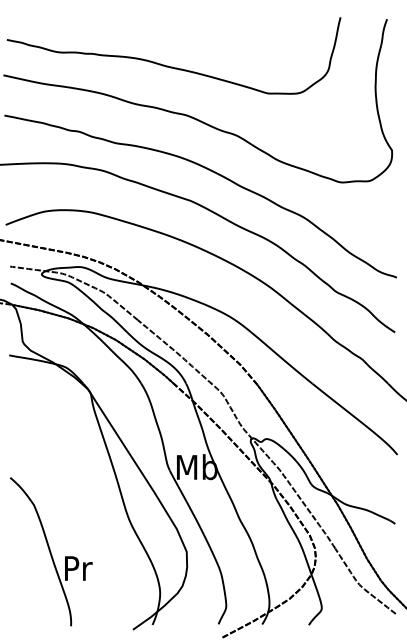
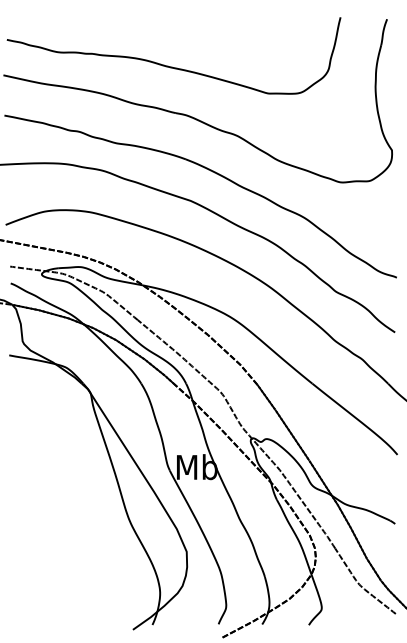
part: present -> none (51, 551)
